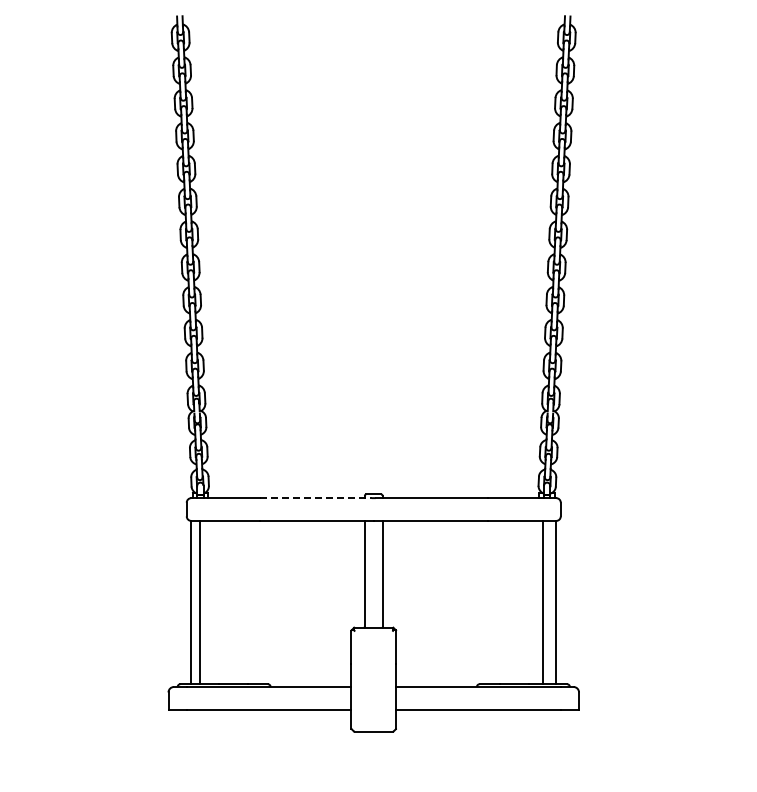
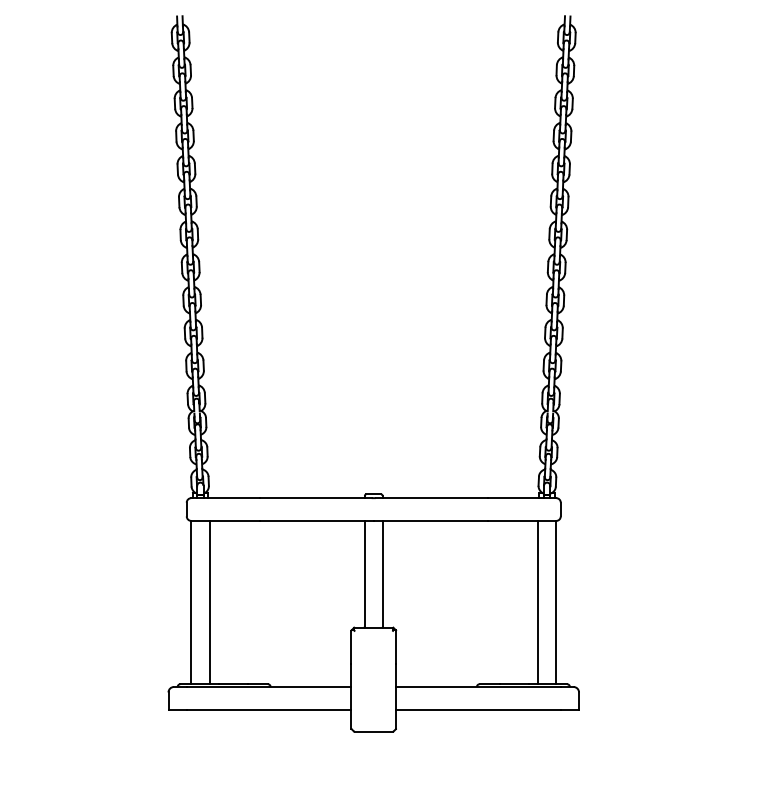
line: dashed -> solid (315, 498)
line position: (199, 602) -> (209, 602) (209, 602)
line position: (543, 602) -> (538, 602) (538, 602)
